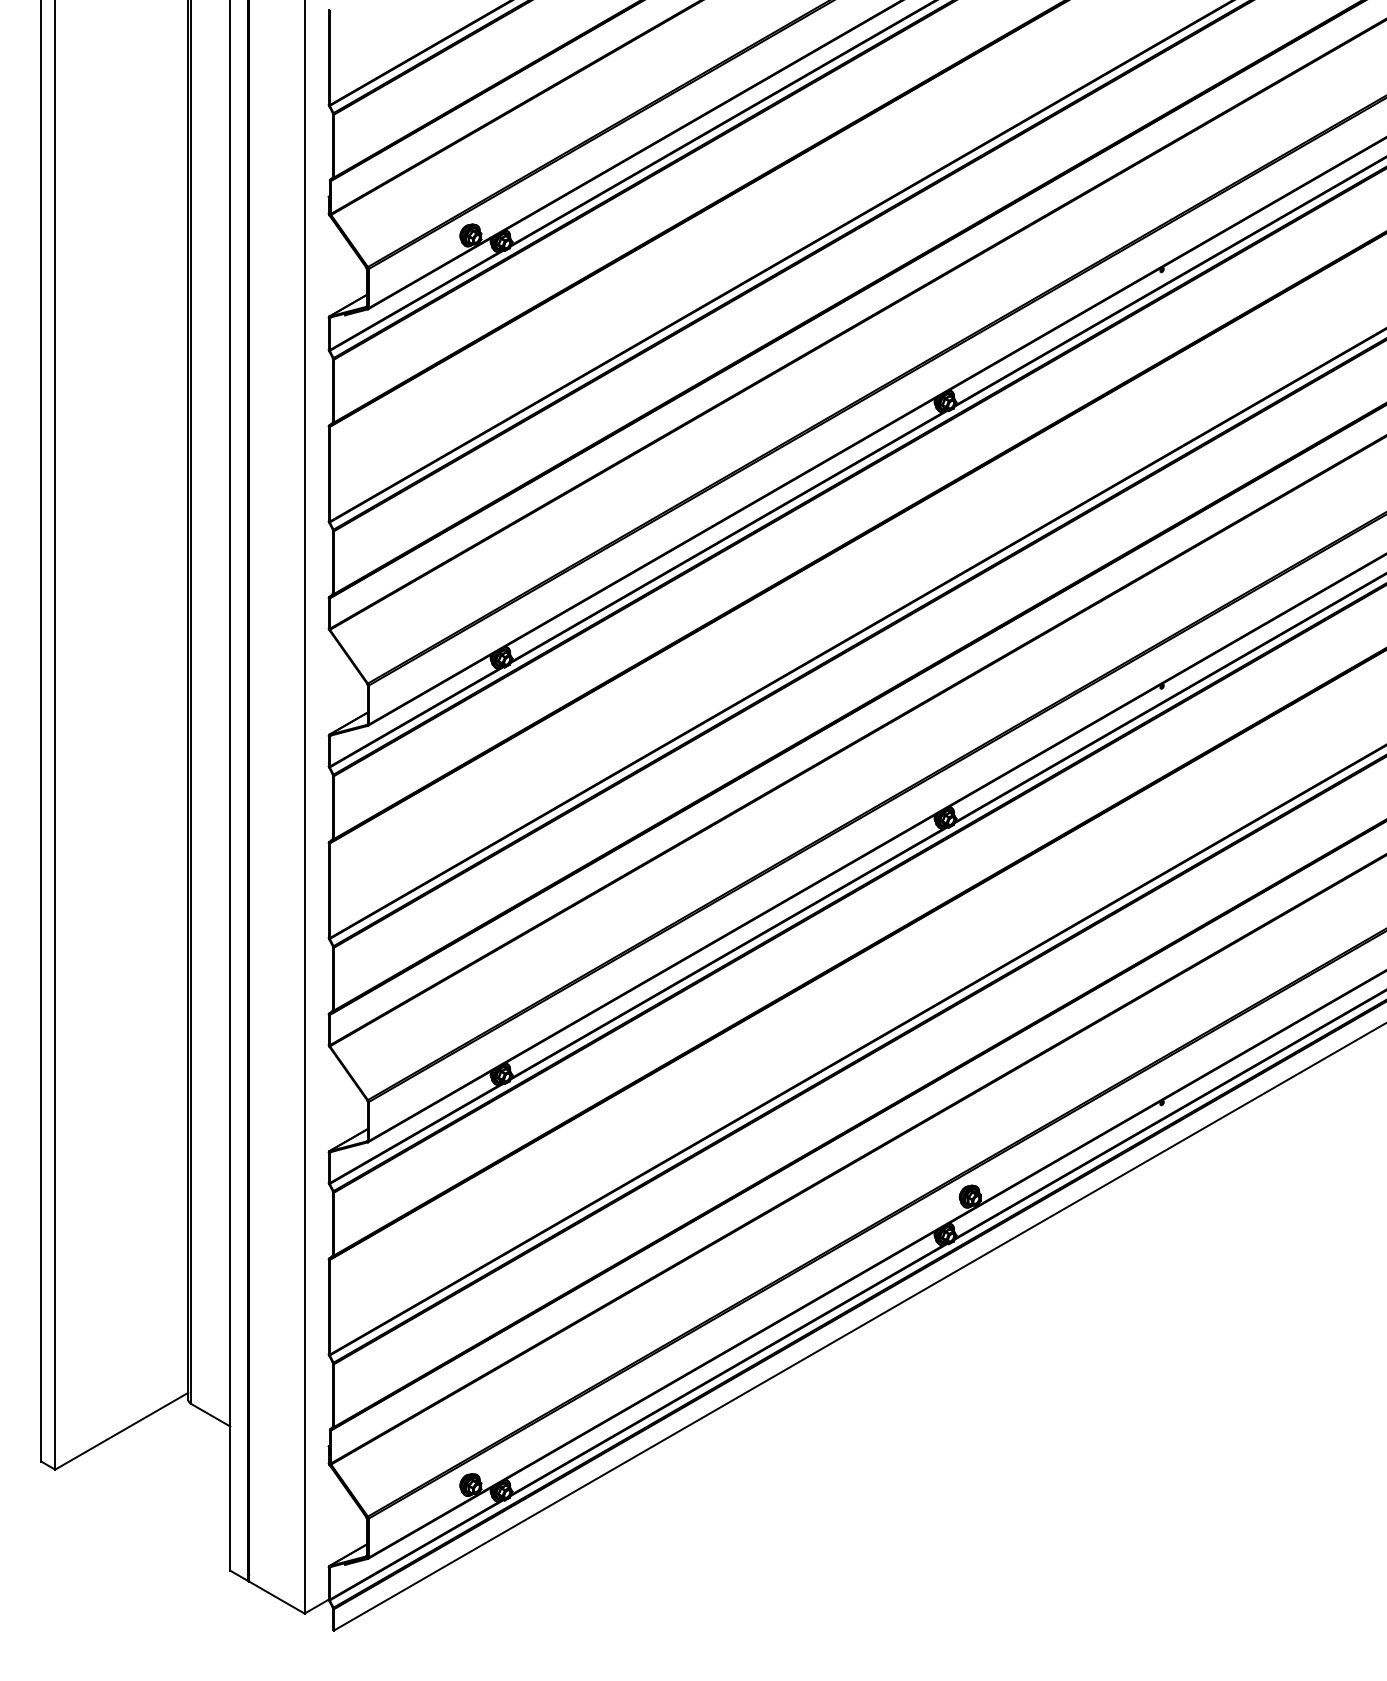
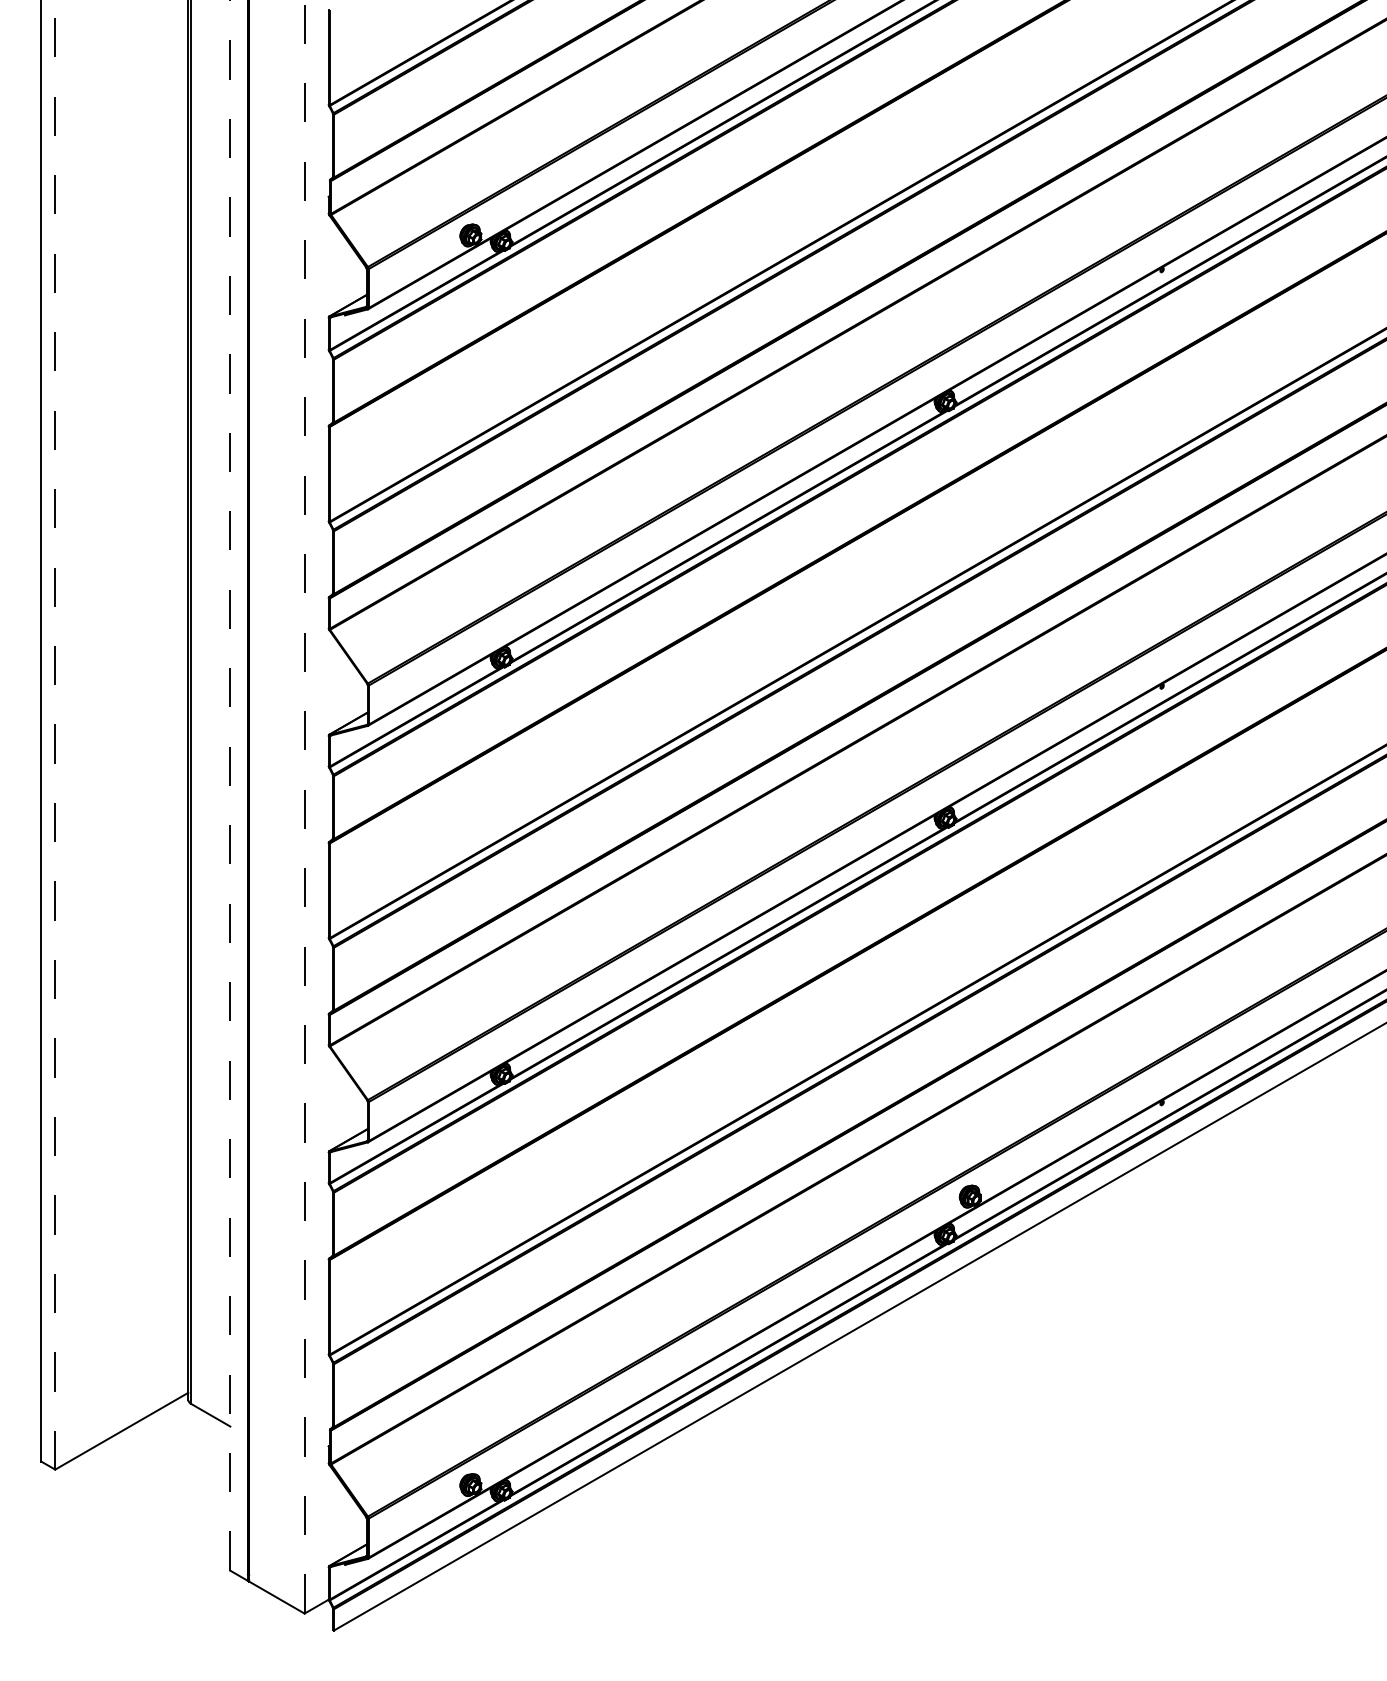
line: solid -> dashed (55, 734)
line: solid -> dashed (230, 784)
line: solid -> dashed (304, 806)
